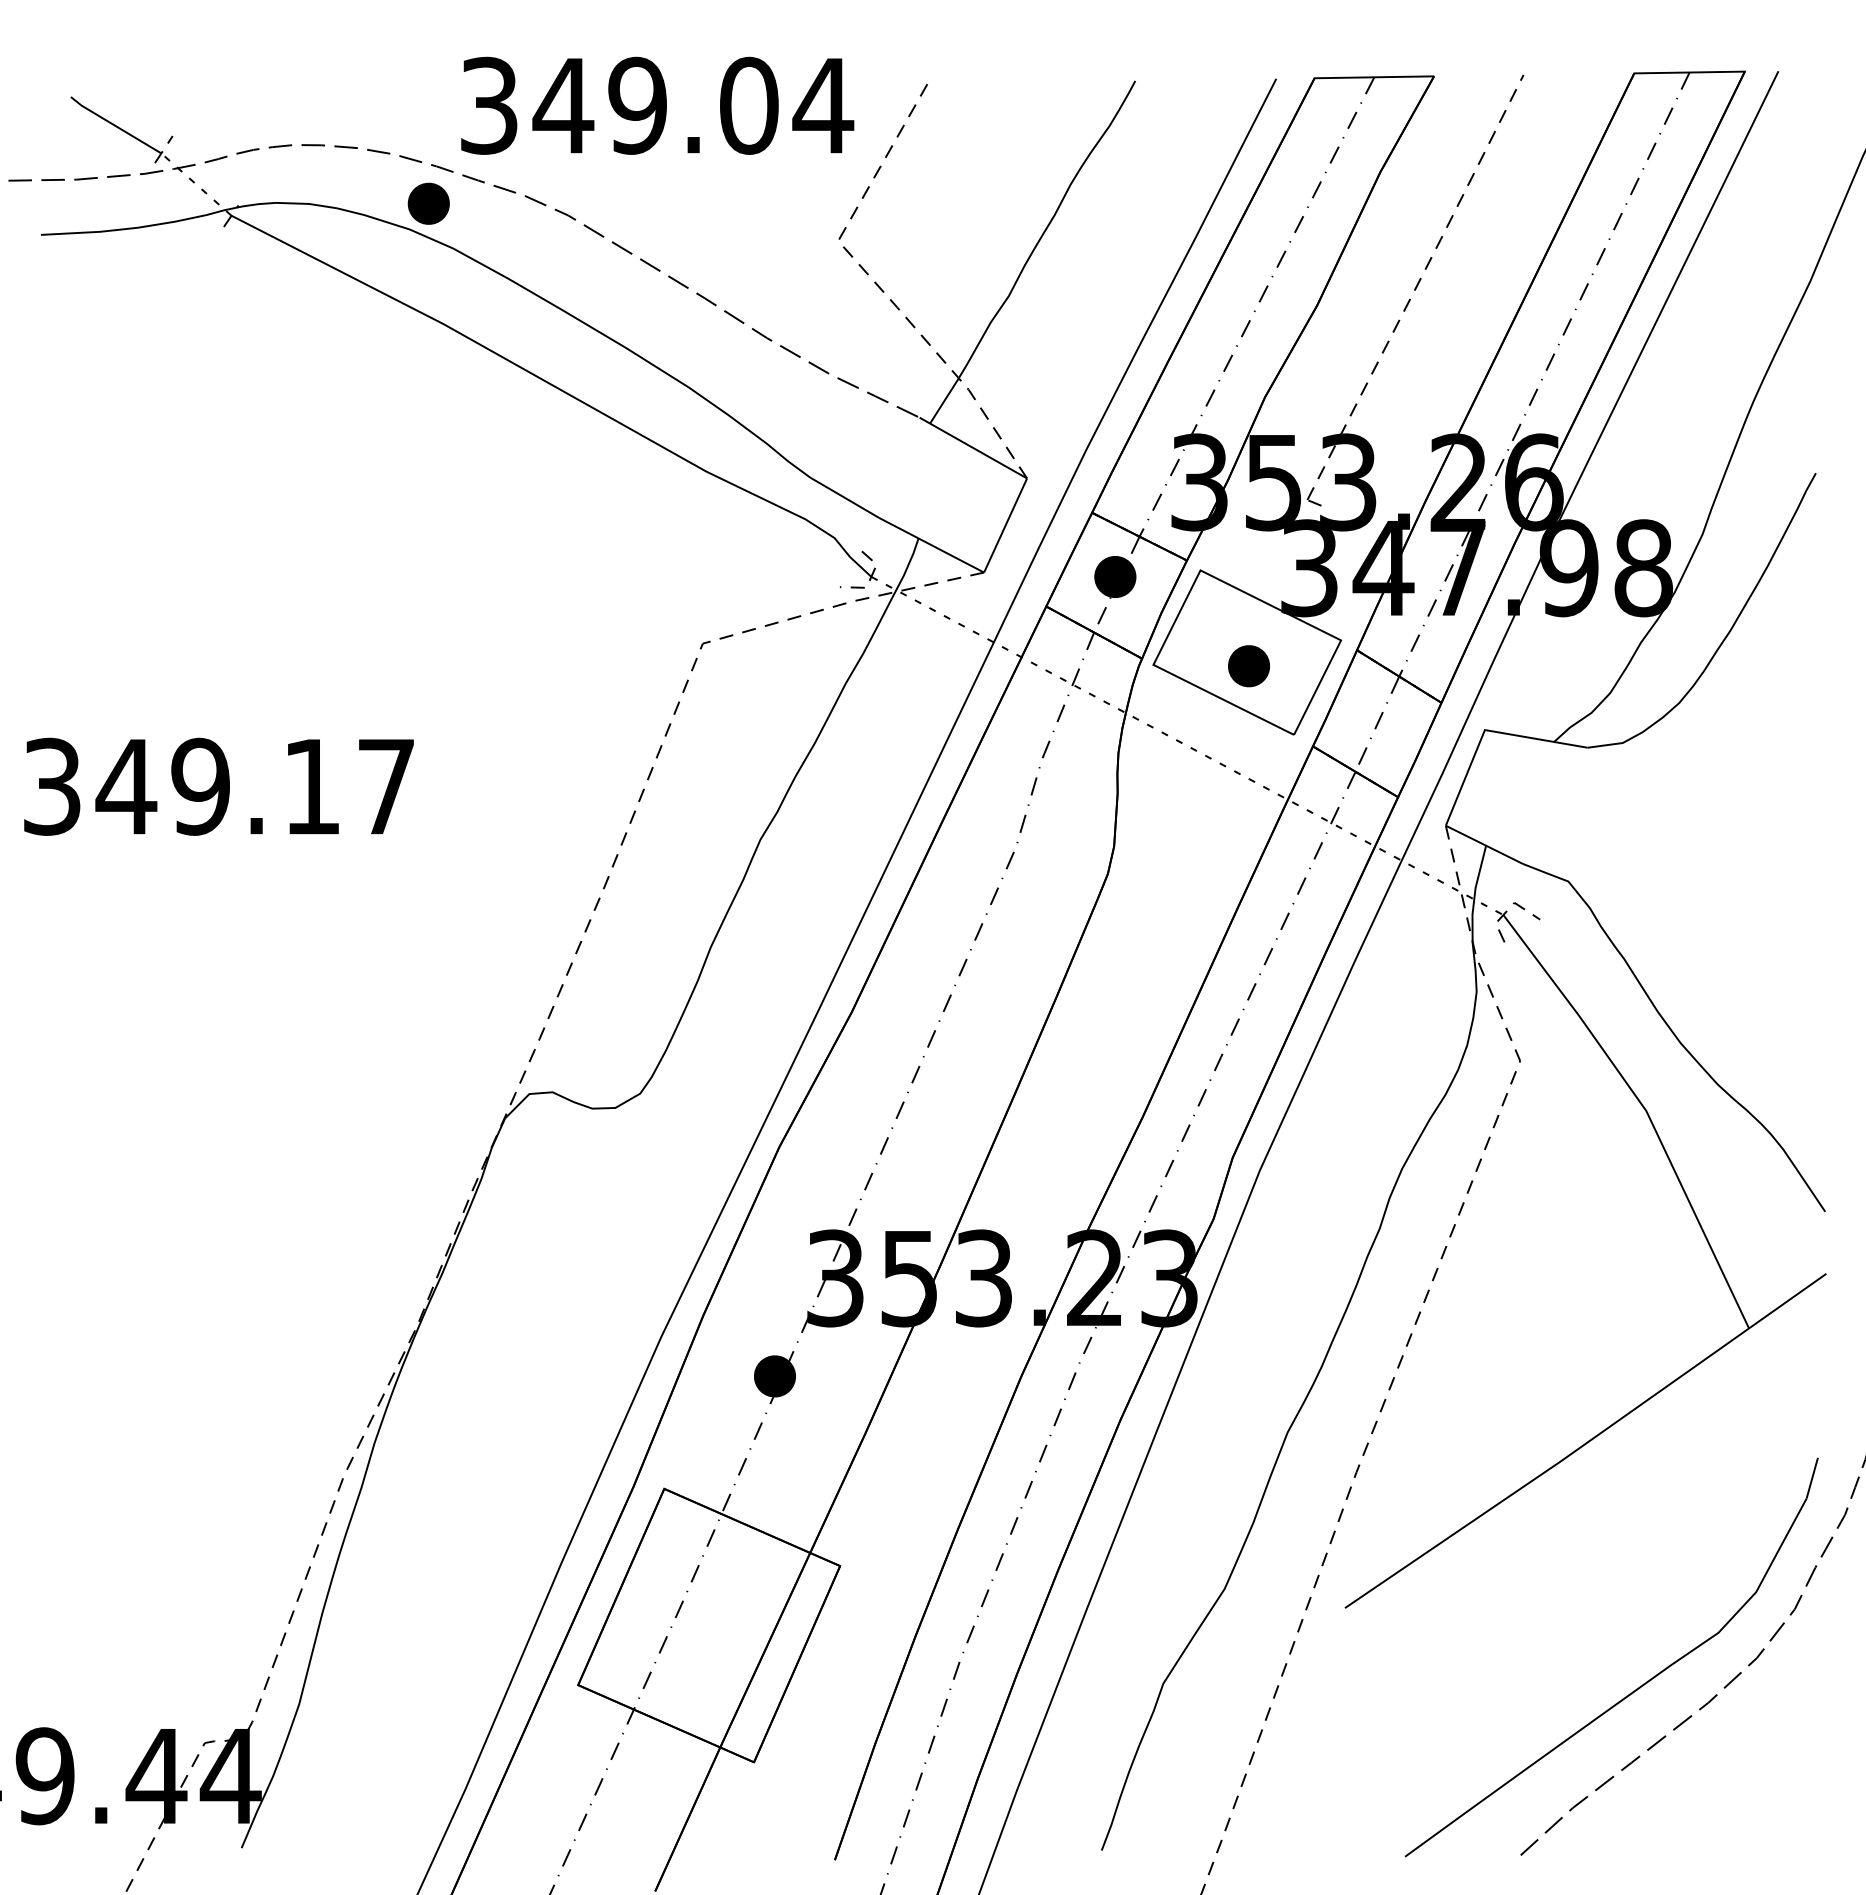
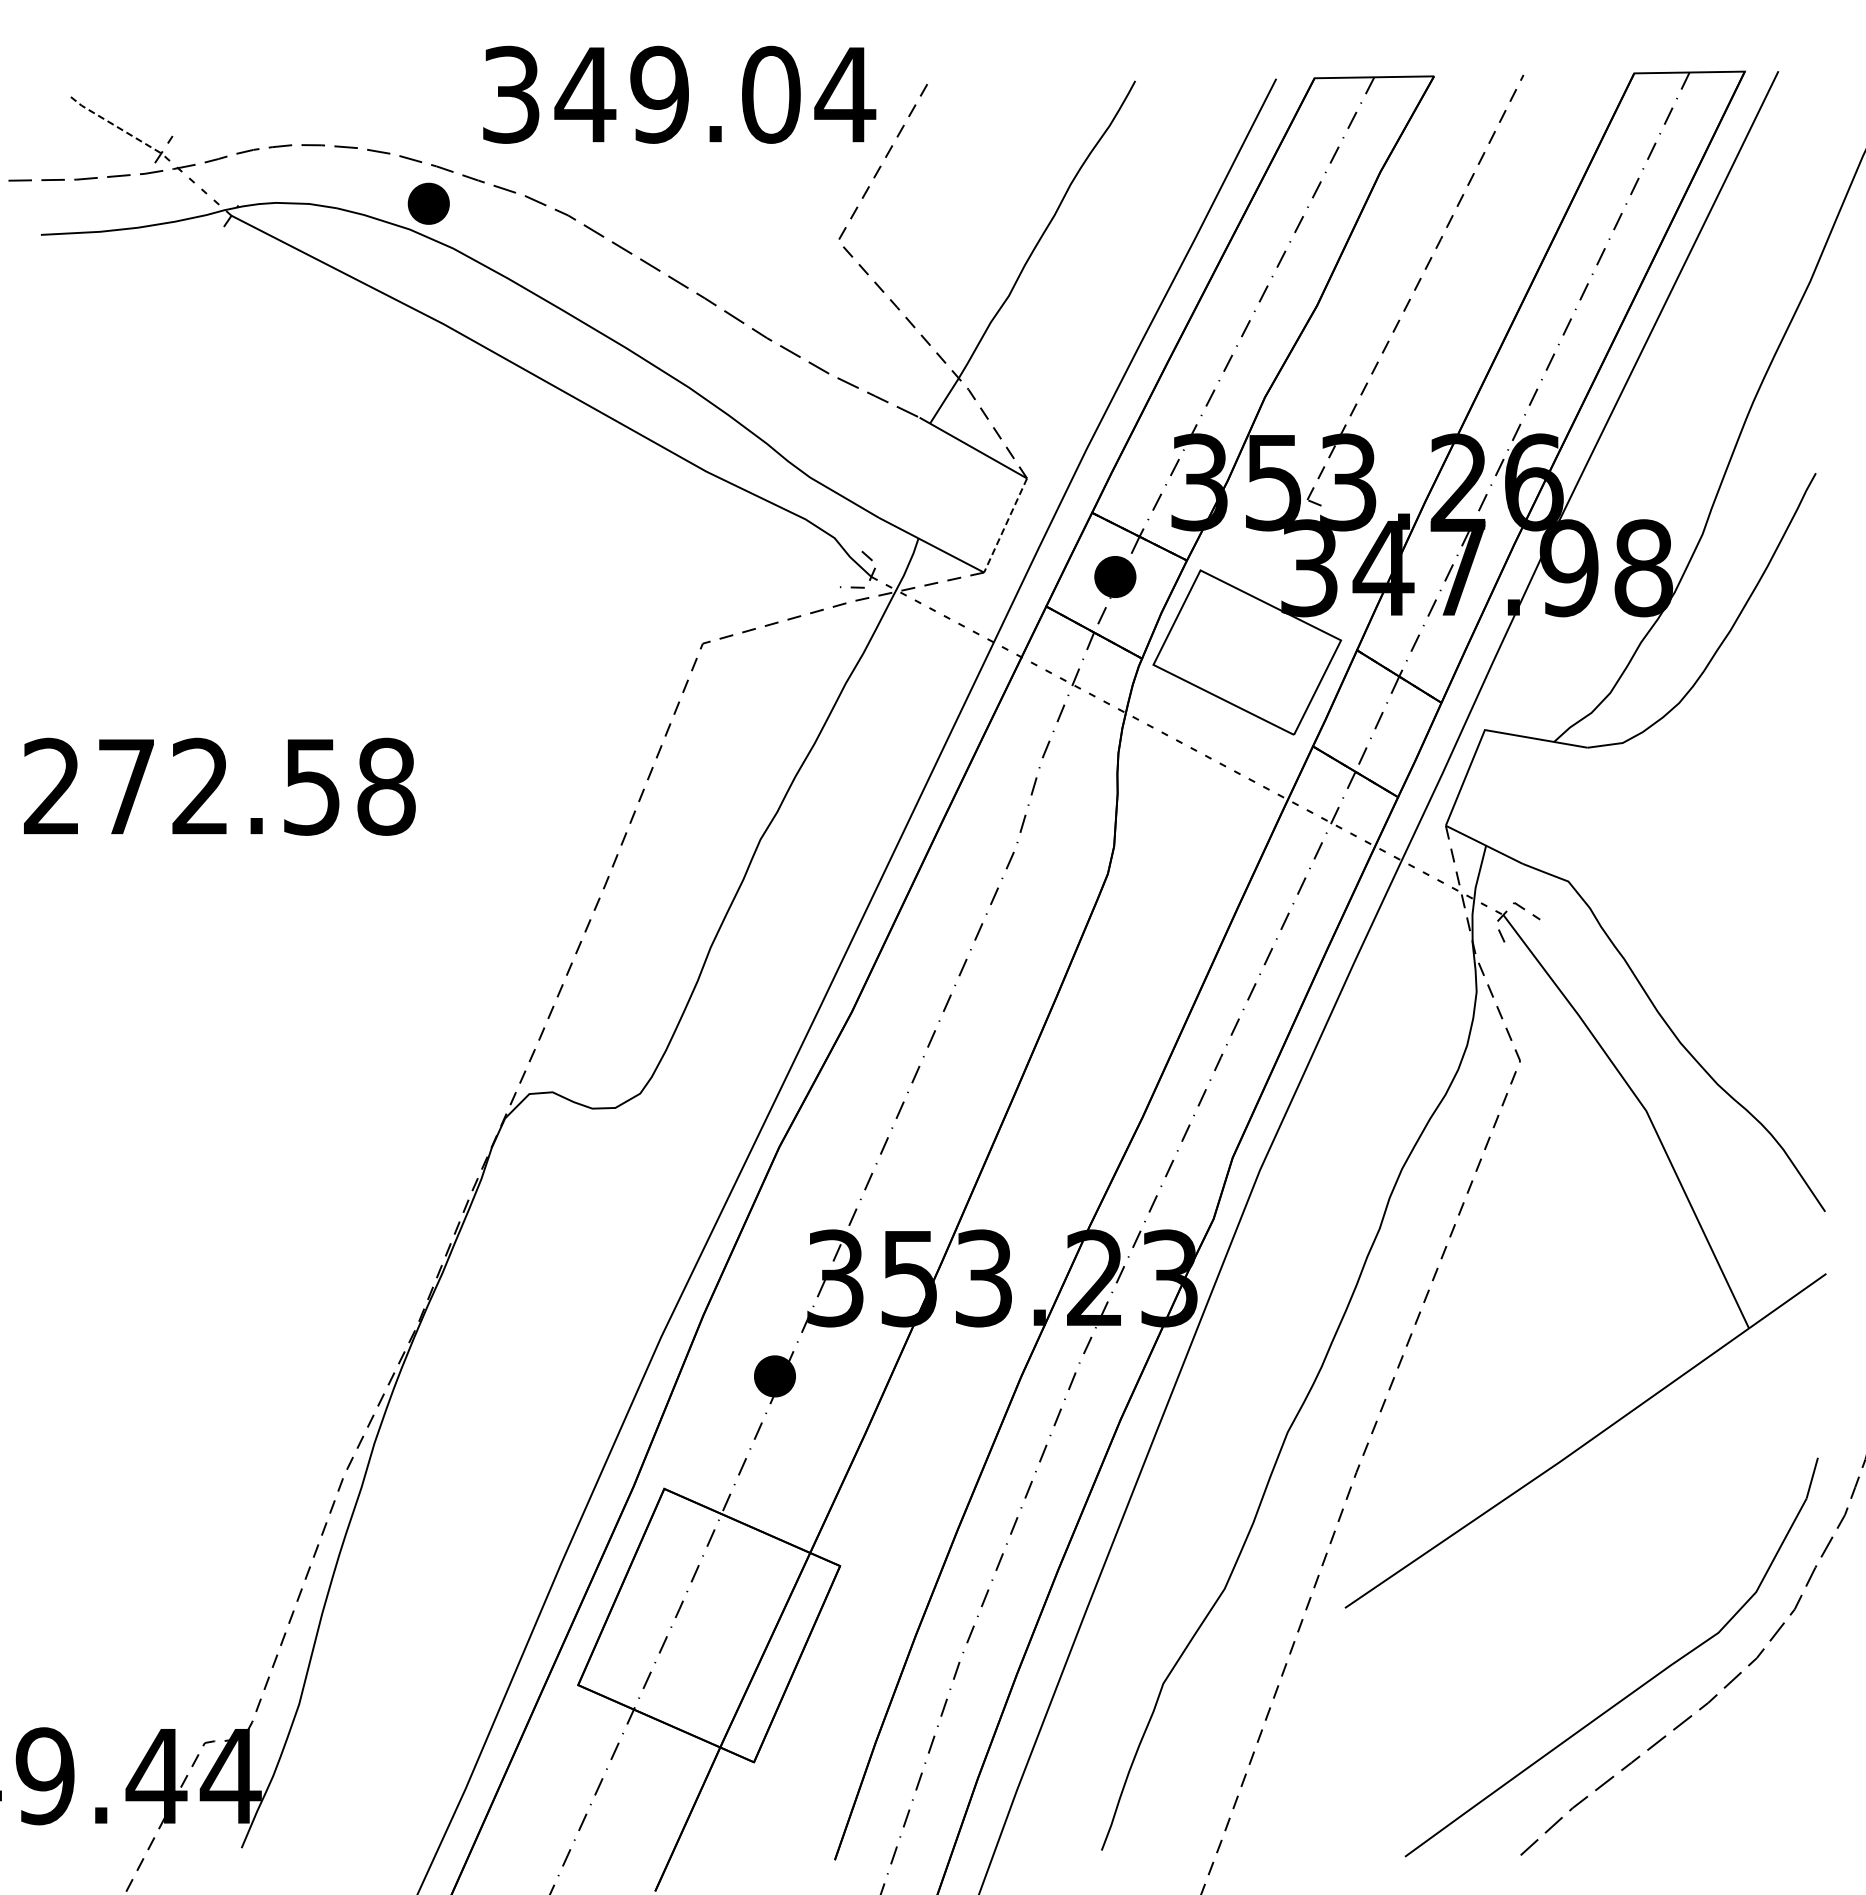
text position: (657, 105) -> (679, 94) (679, 94)
line: solid -> dashed (115, 125)
line: solid -> dashed (1005, 525)
part: present -> none (1248, 666)
text: 349.17 -> 272.58 (219, 786)
